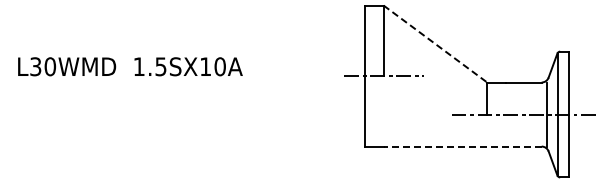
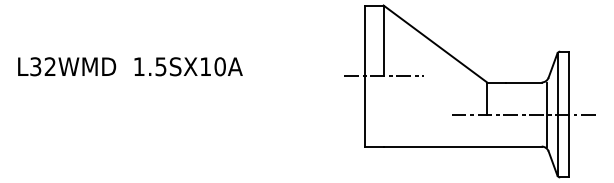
line: dashed -> solid (435, 44)
text: L30WMD -> L32WMD (50, 66)
line: dashed -> solid (462, 146)
